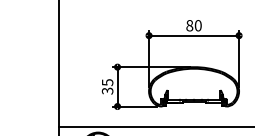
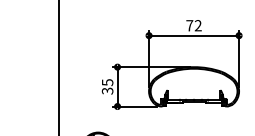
text: 80 -> 72 (193, 25)
line: present -> none (155, 126)
